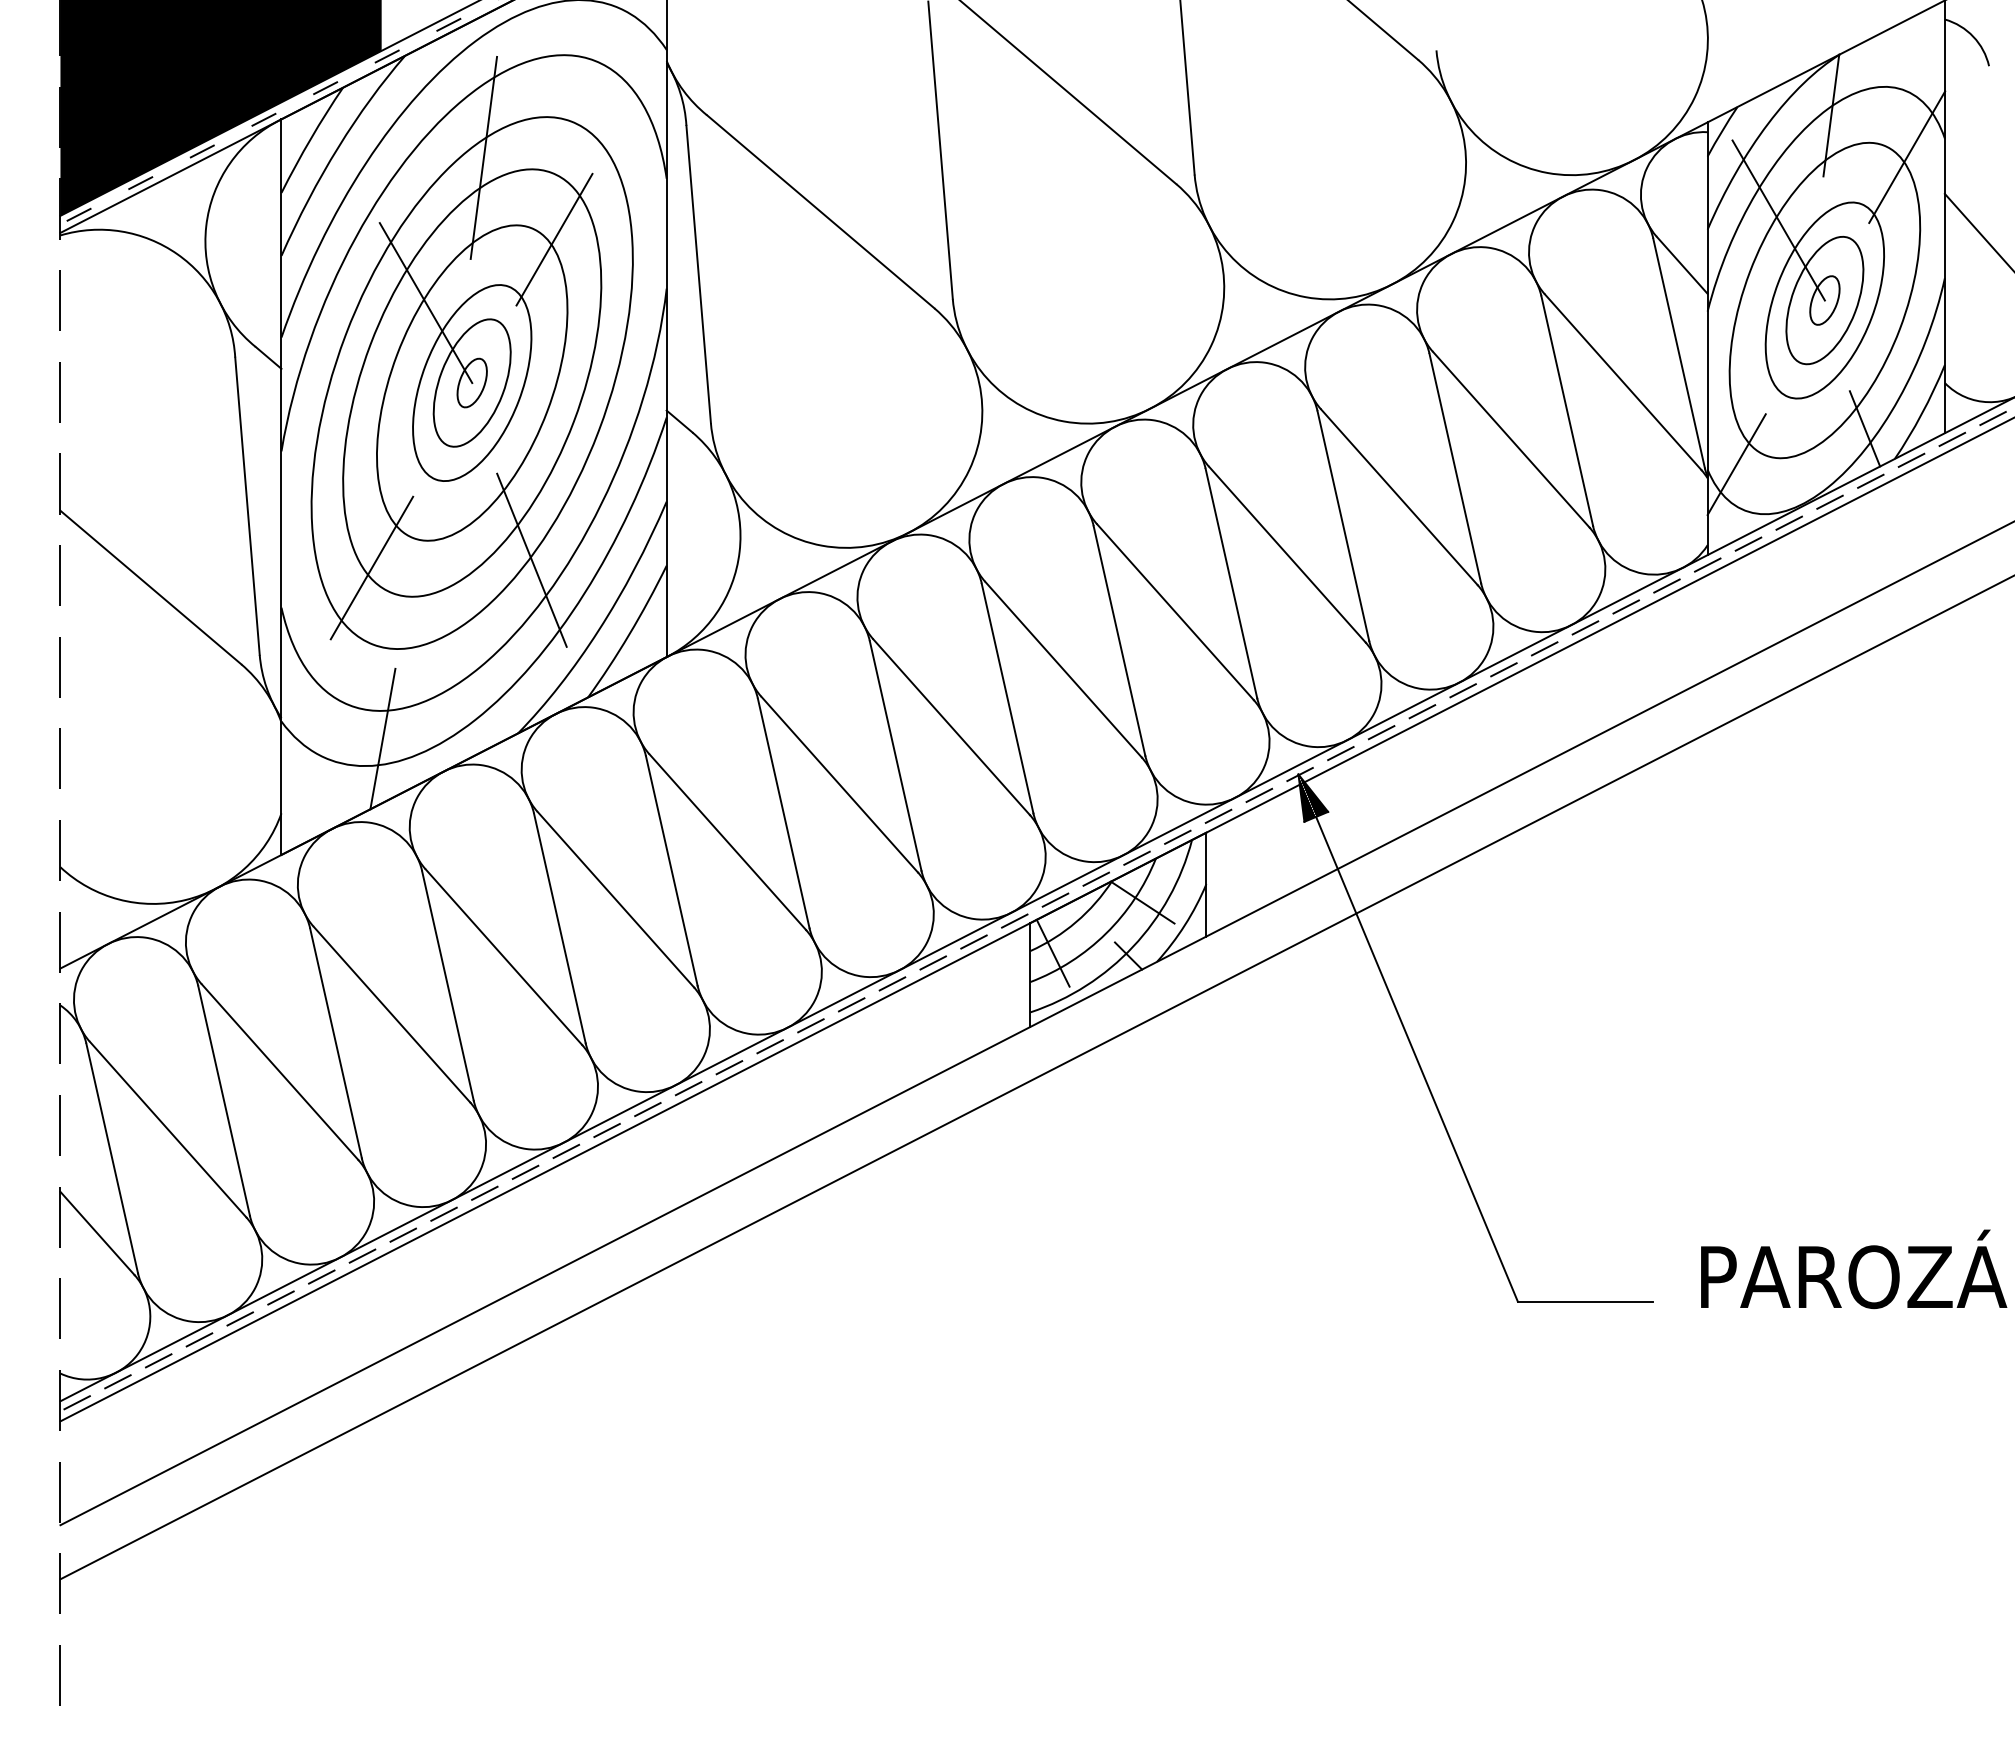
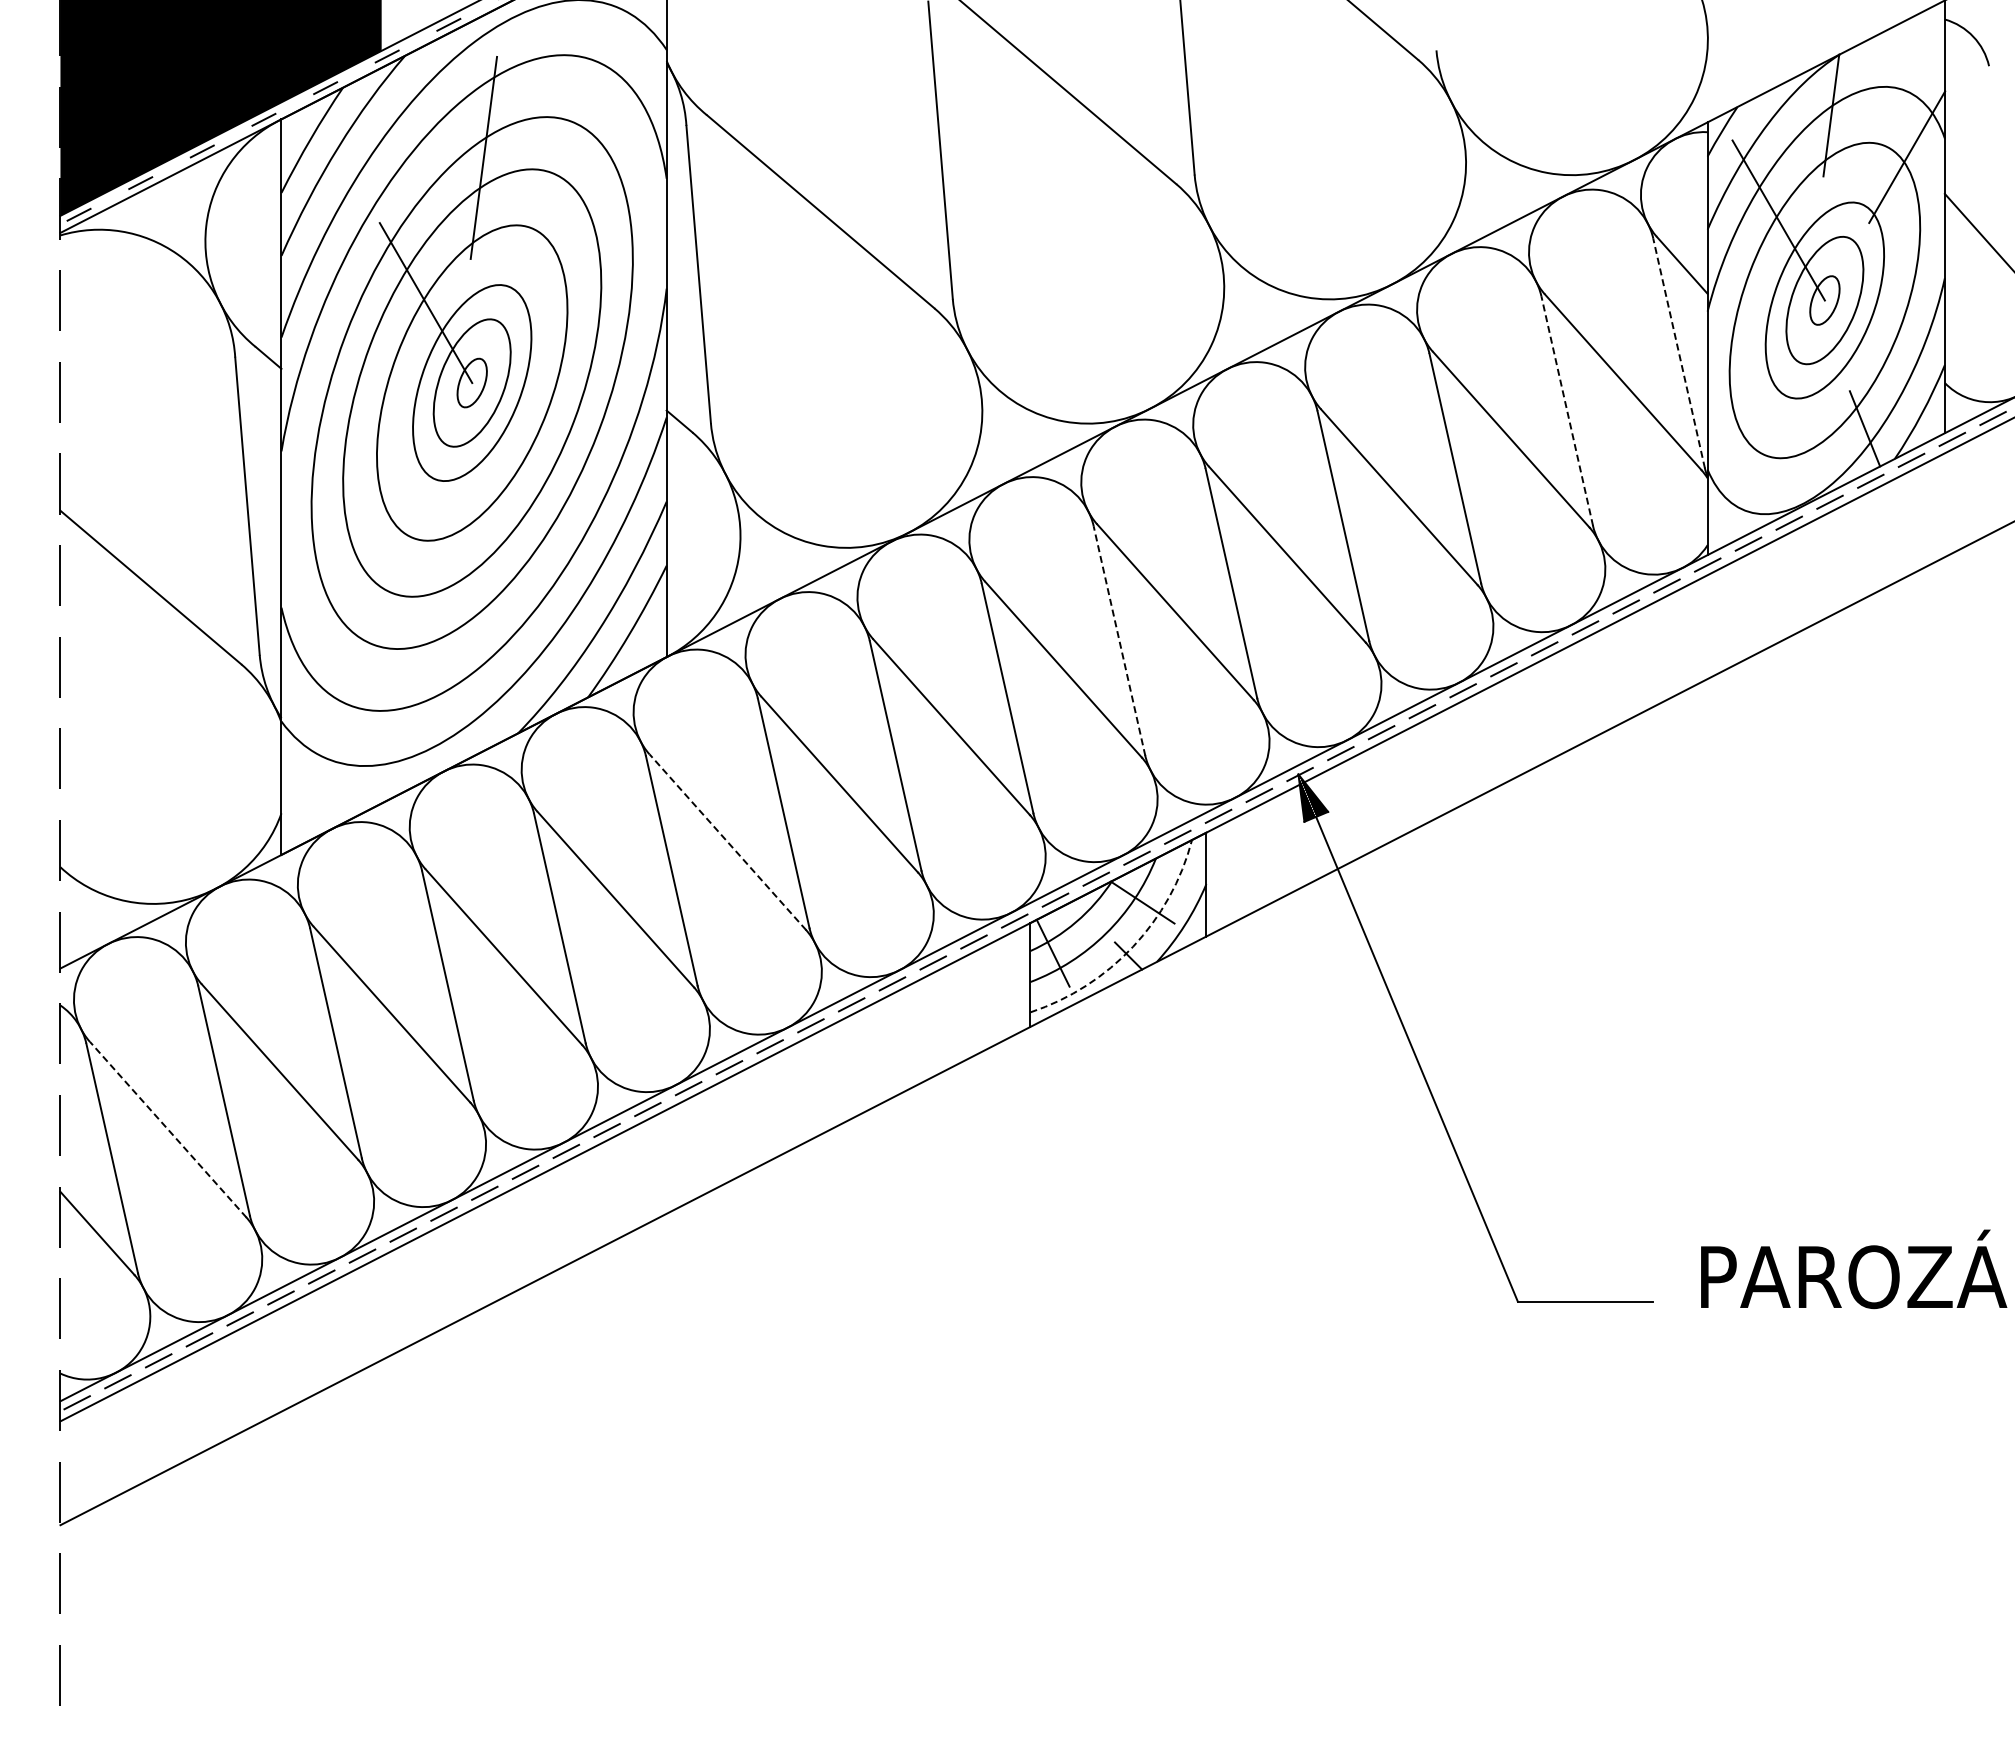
line: present -> none (554, 239)
line: solid -> dashed (1679, 353)
line: solid -> dashed (1567, 411)
line: present -> none (1736, 464)
line: present -> none (531, 559)
line: present -> none (371, 567)
line: solid -> dashed (1119, 641)
line: present -> none (382, 738)
line: solid -> dashed (727, 842)
arc: solid -> dashed (1133, 946)
line: present -> none (1035, 1078)
line: solid -> dashed (168, 1129)
